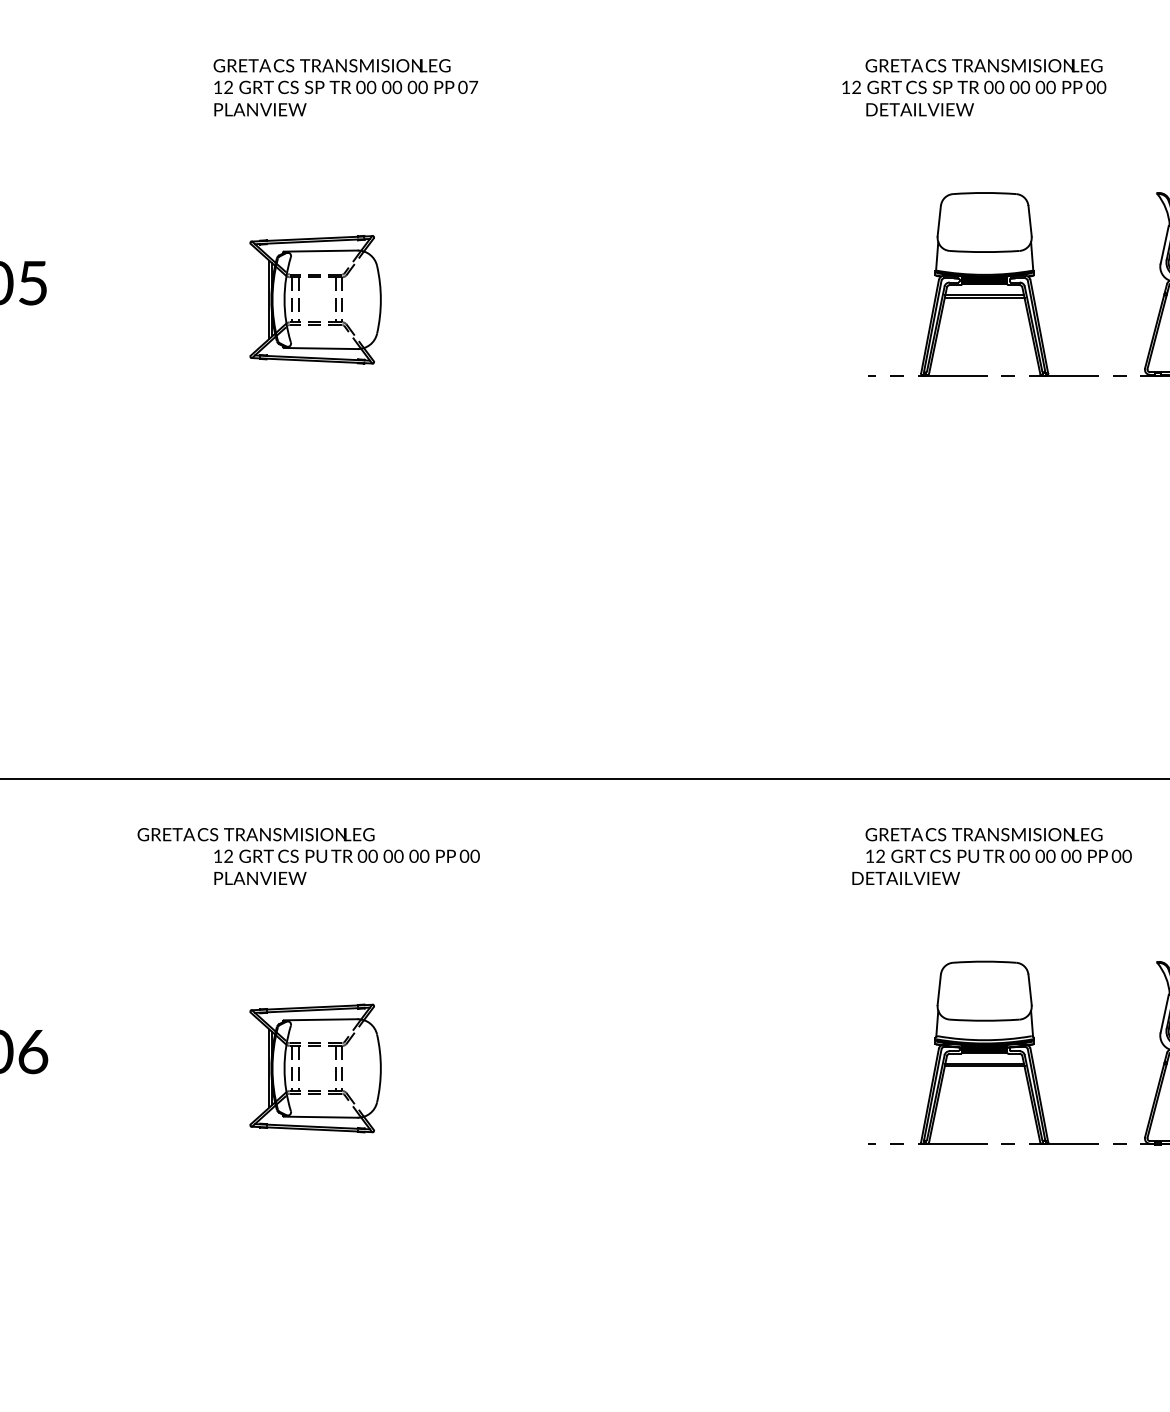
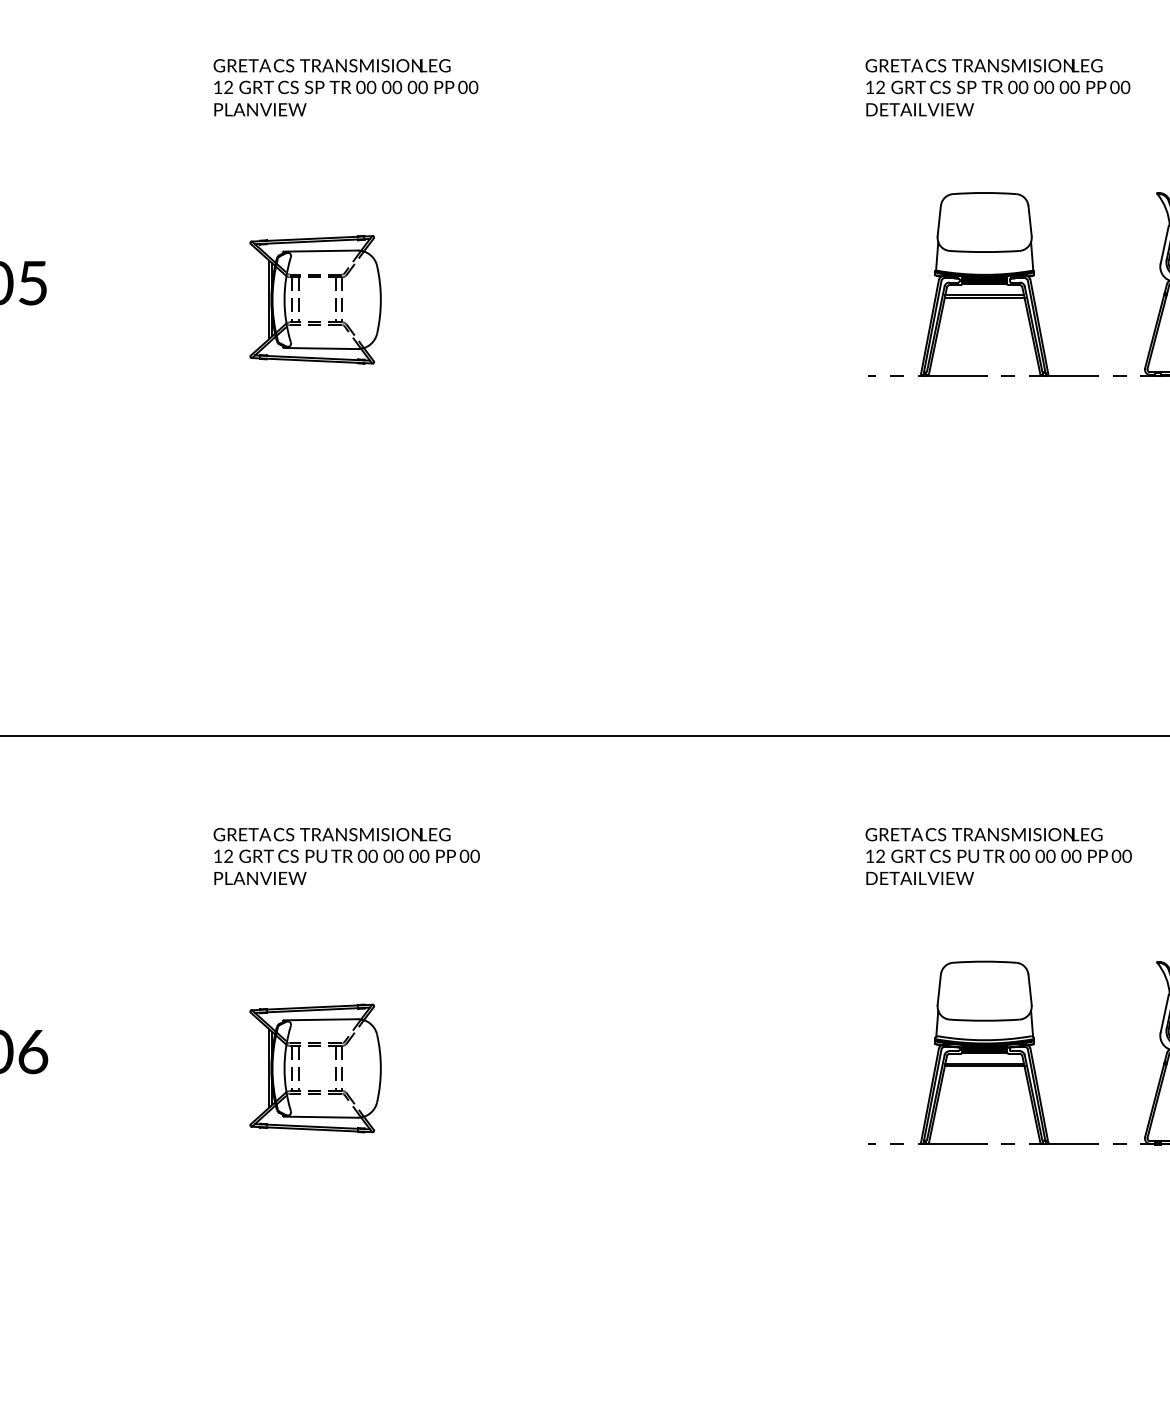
text: 07 -> 00 (473, 87)
text position: (974, 87) -> (998, 87) (998, 87)
line position: (584, 778) -> (584, 735) (584, 735)
text position: (255, 834) -> (331, 834) (331, 834)
text position: (905, 878) -> (919, 878) (919, 878)
